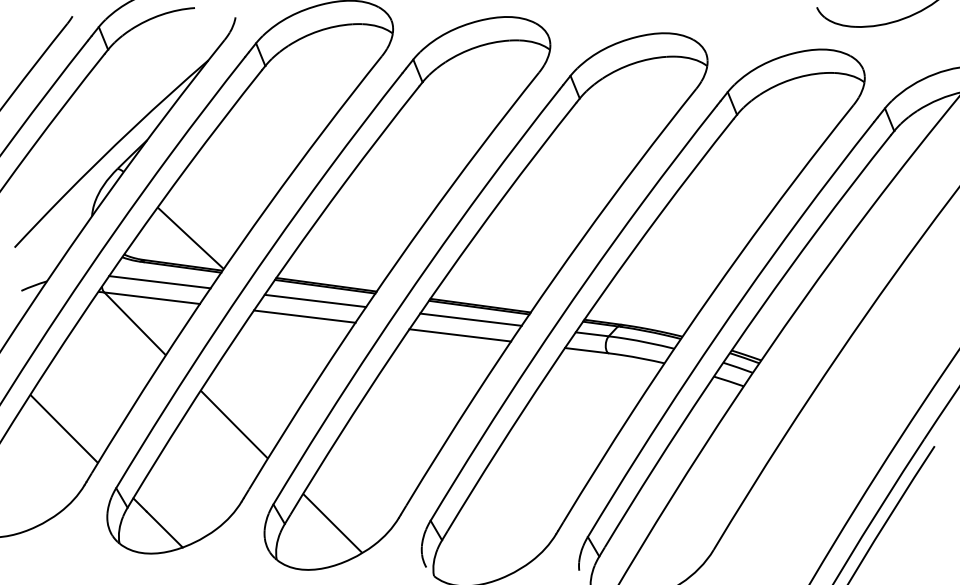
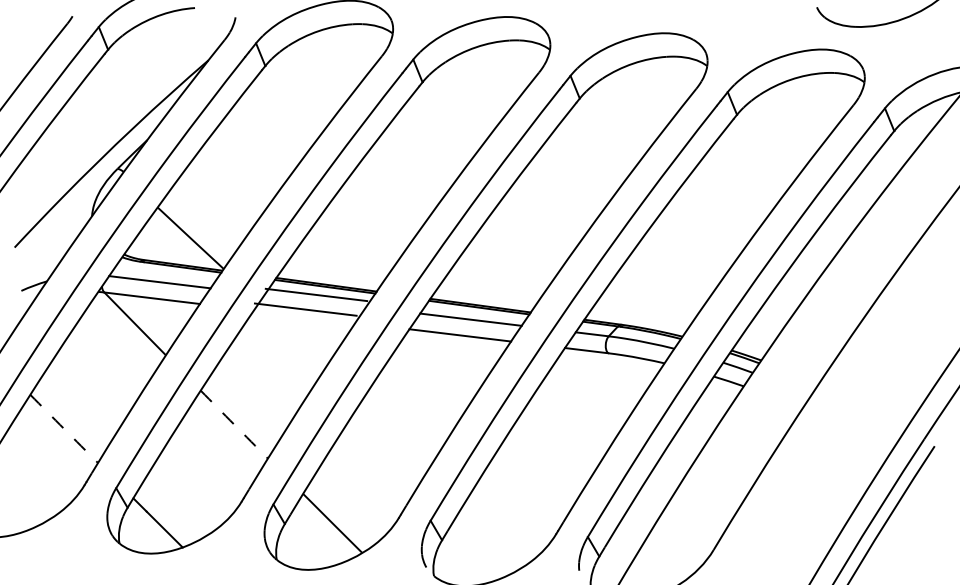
line position: (315, 300) -> (316, 294) (316, 294)
line position: (304, 316) -> (305, 309) (305, 309)
arc: solid -> dashed (234, 424)
arc: solid -> dashed (64, 428)
